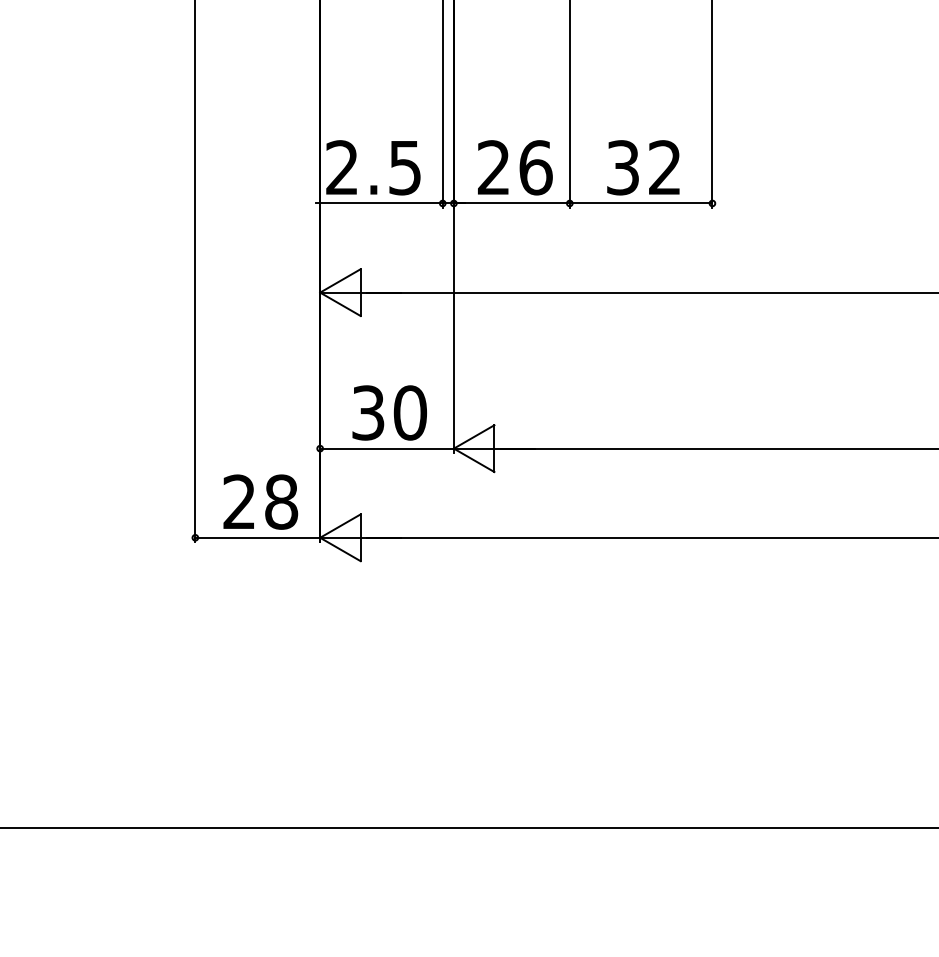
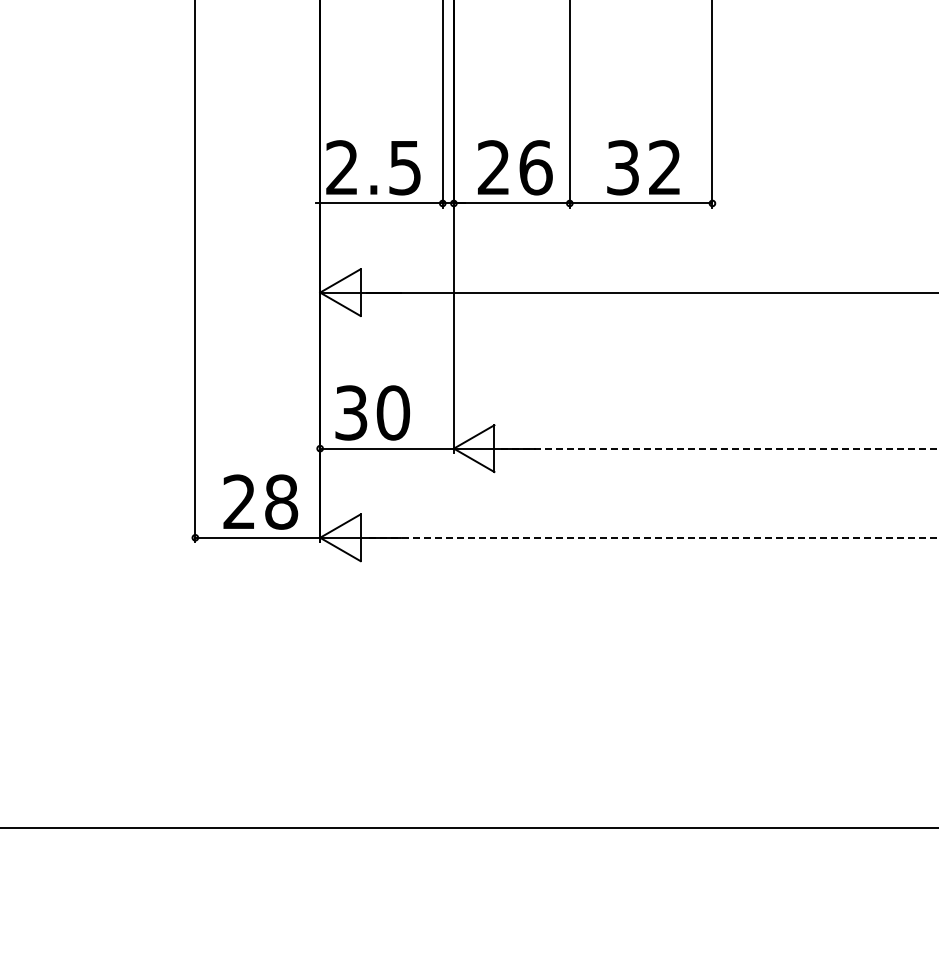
text position: (389, 412) -> (372, 412) (372, 412)
line: solid -> dashed (719, 448)
line: solid -> dashed (652, 537)
